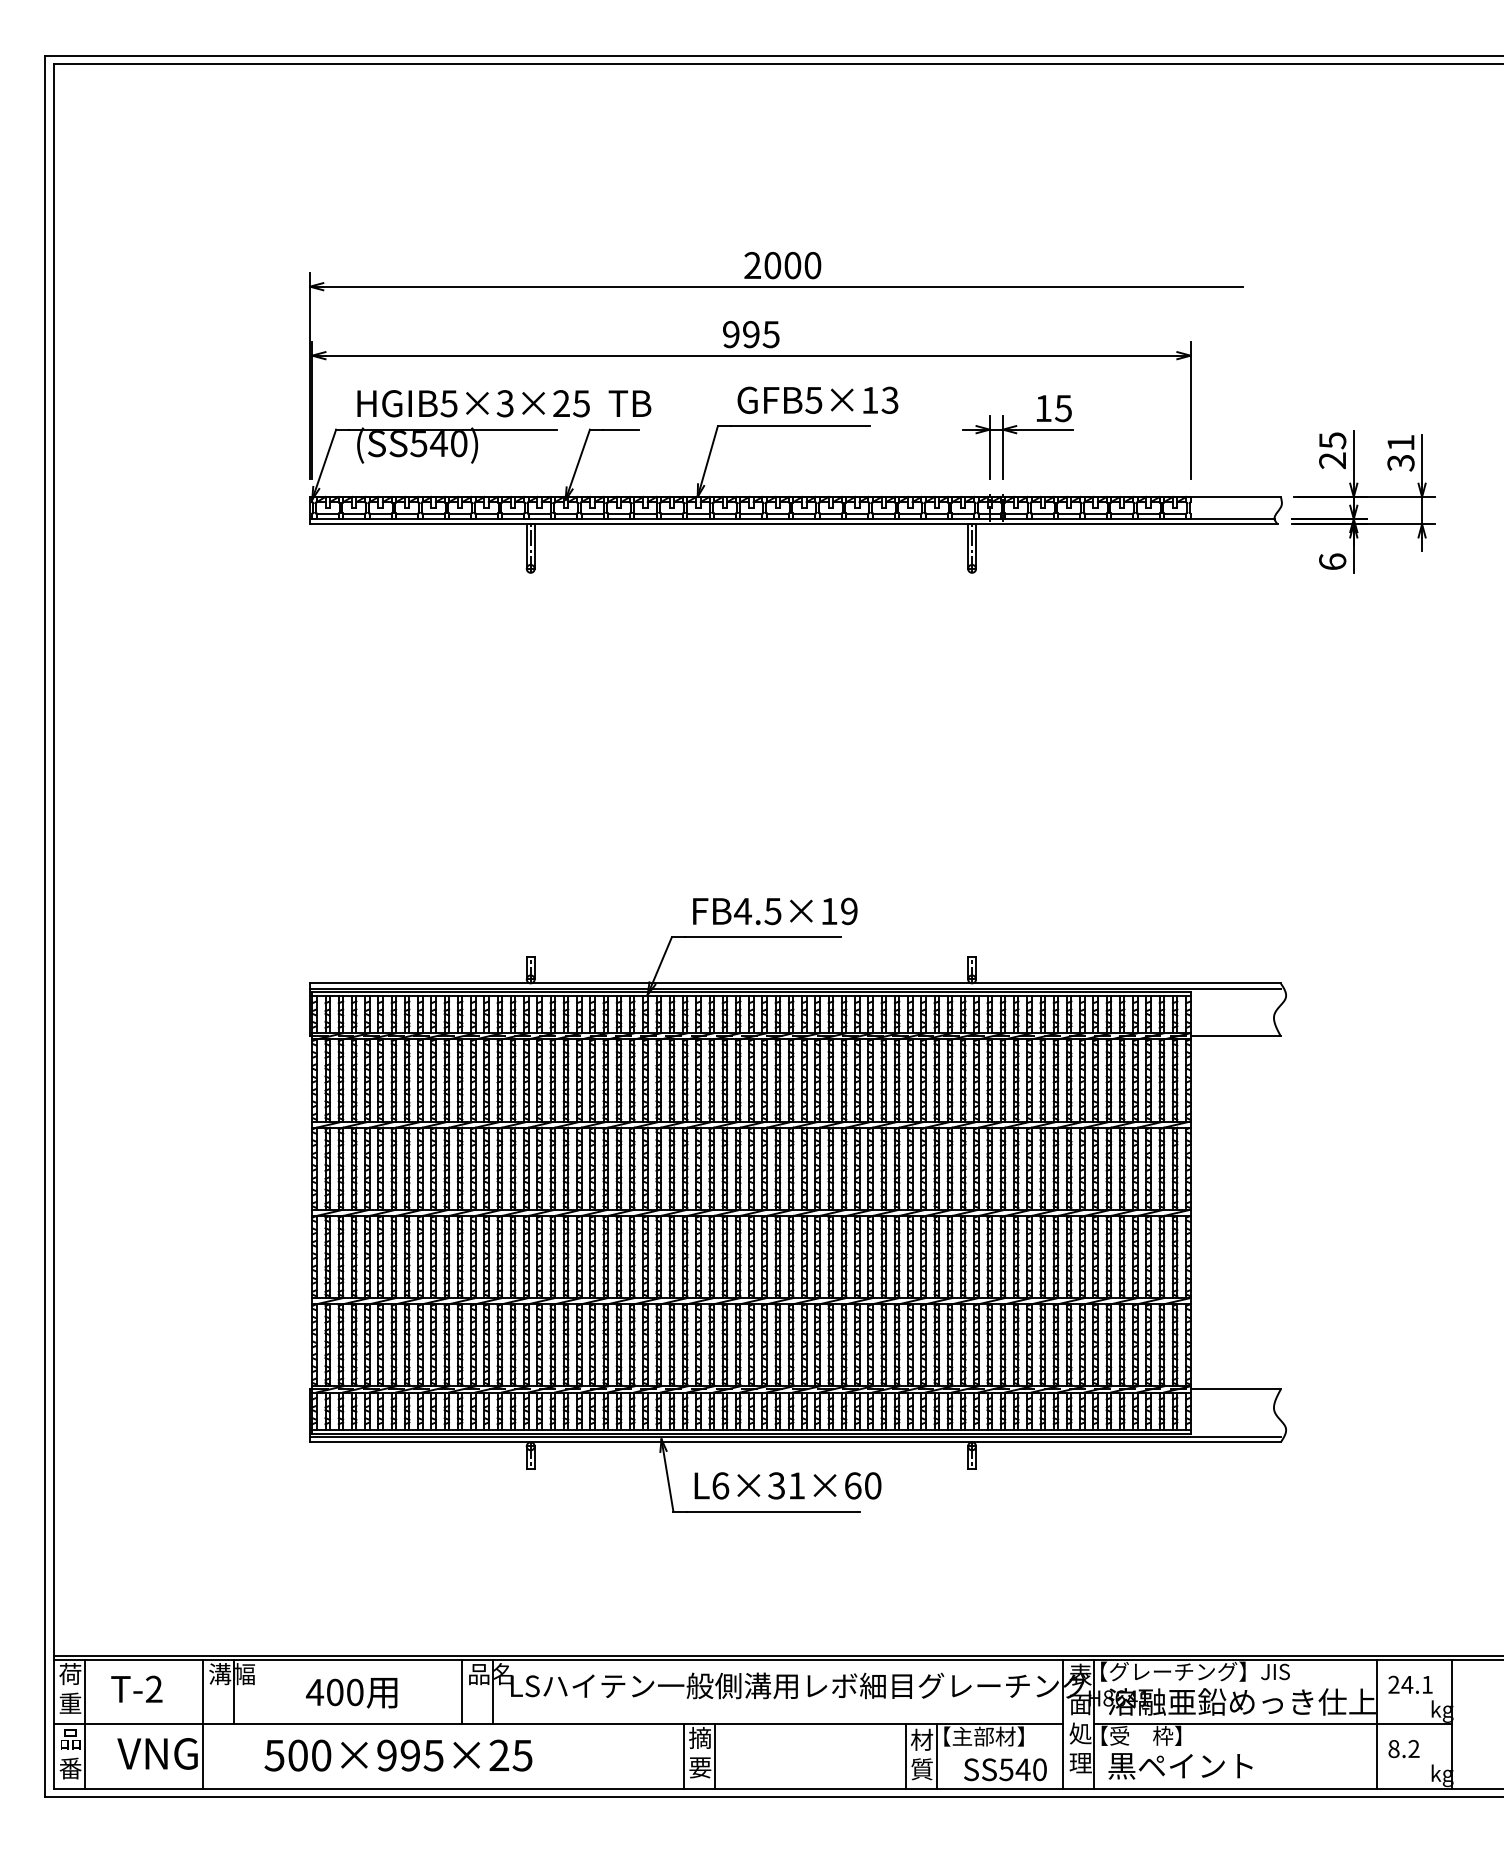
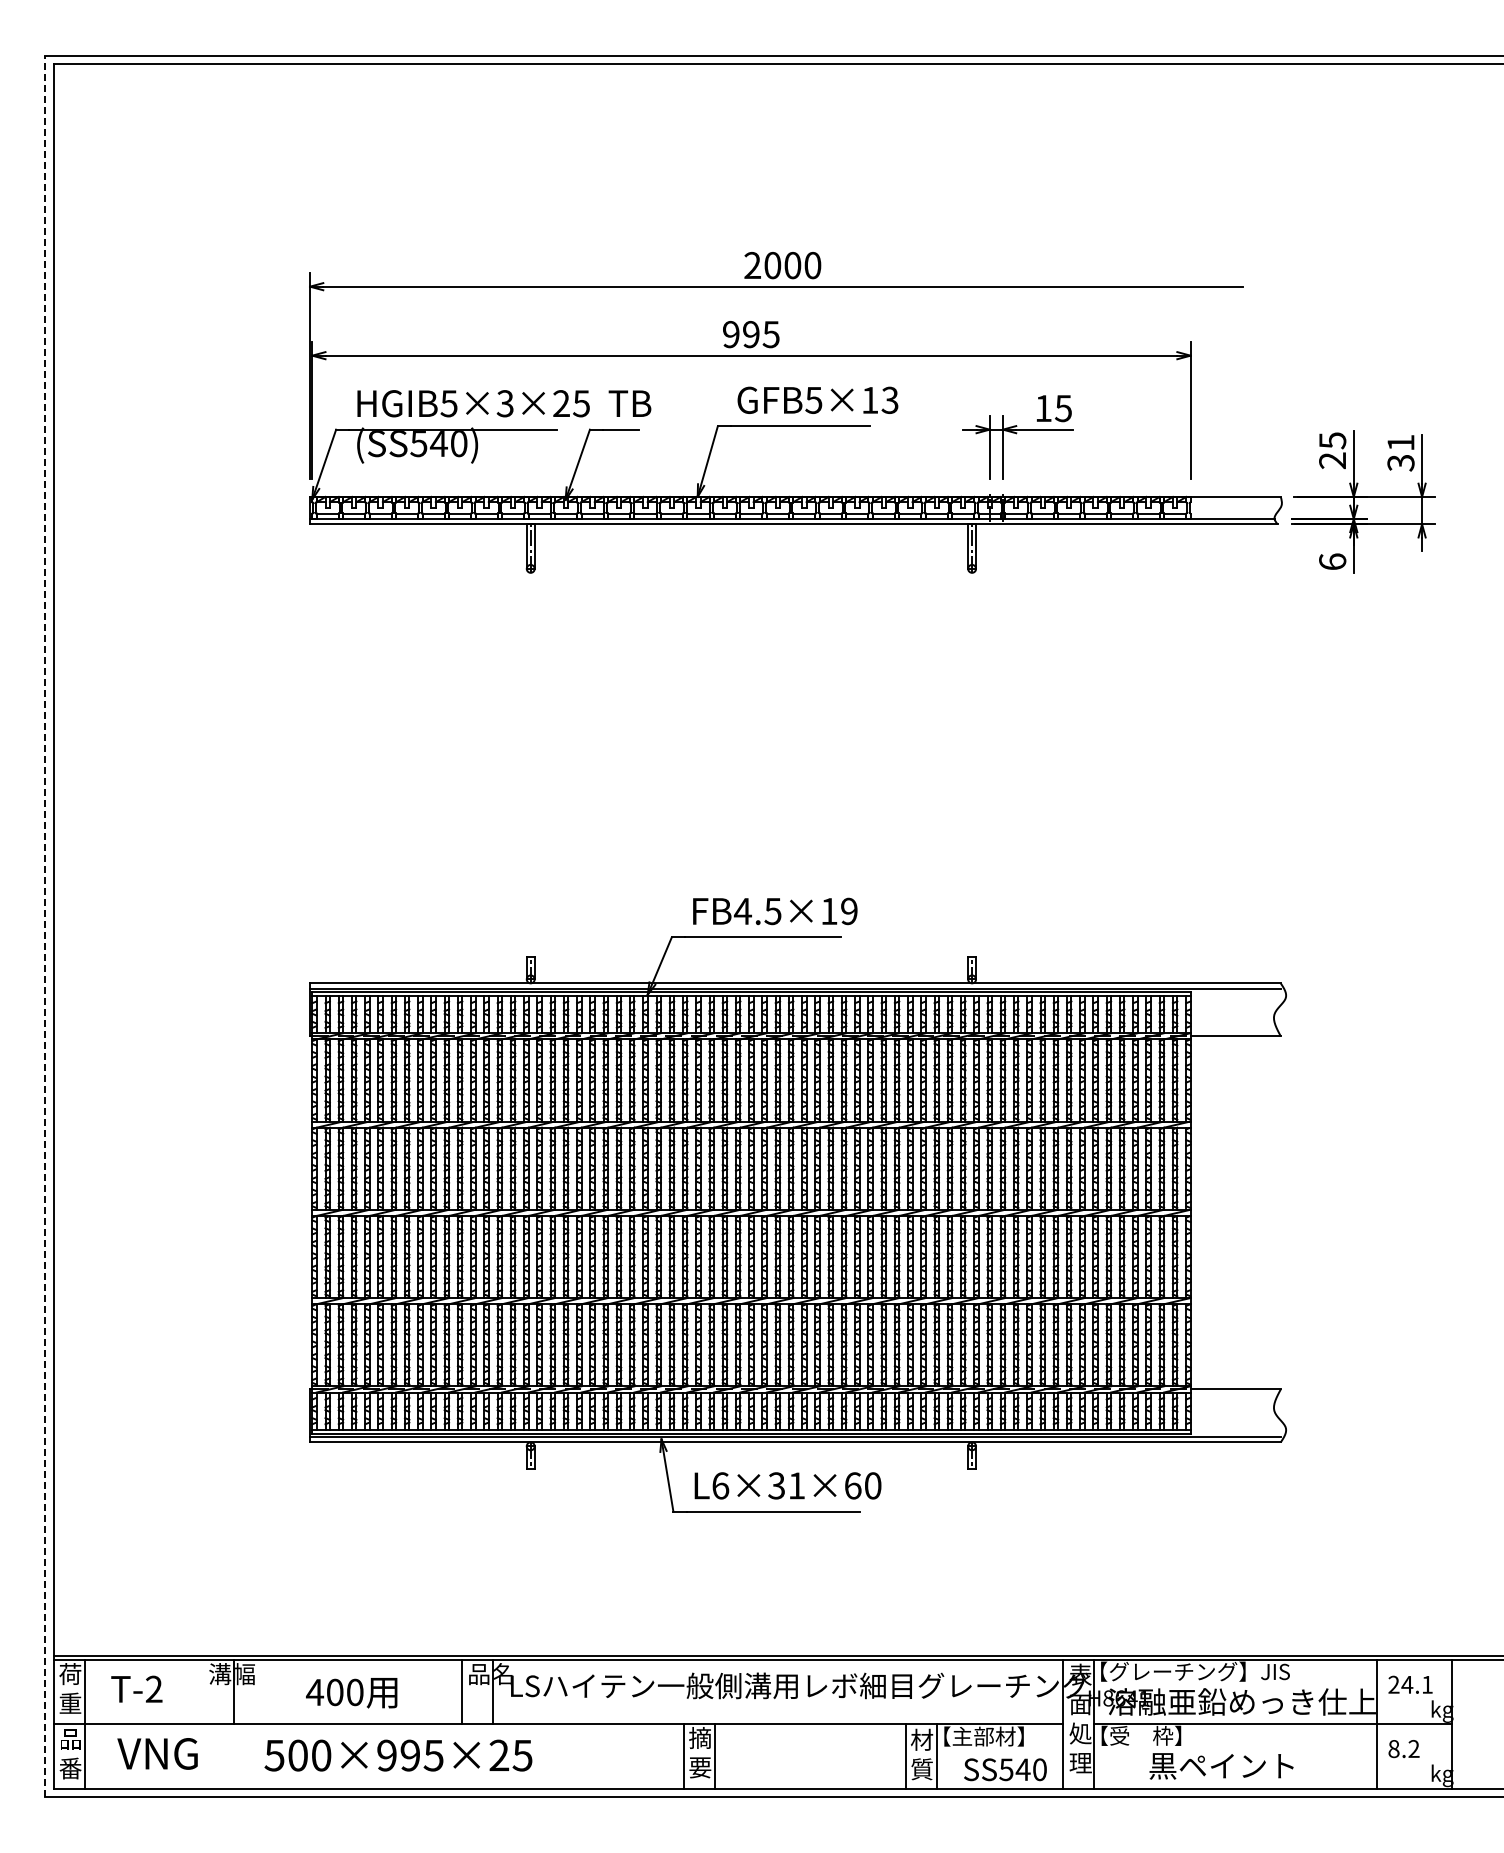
line: solid -> dashed (45, 926)
line: present -> none (203, 1724)
text position: (1180, 1766) -> (1221, 1766) (1221, 1766)
